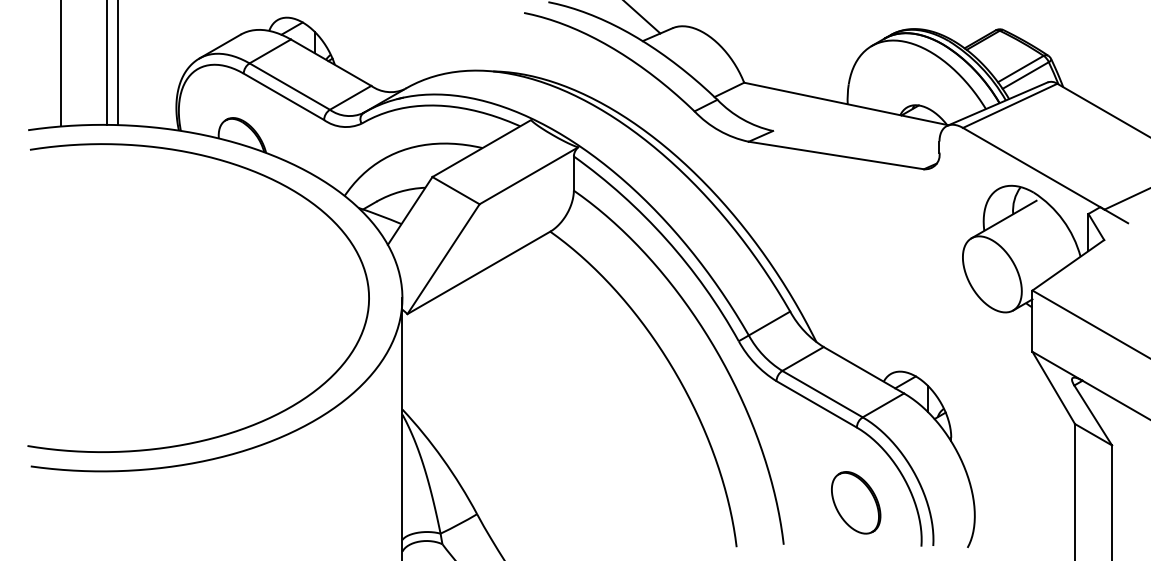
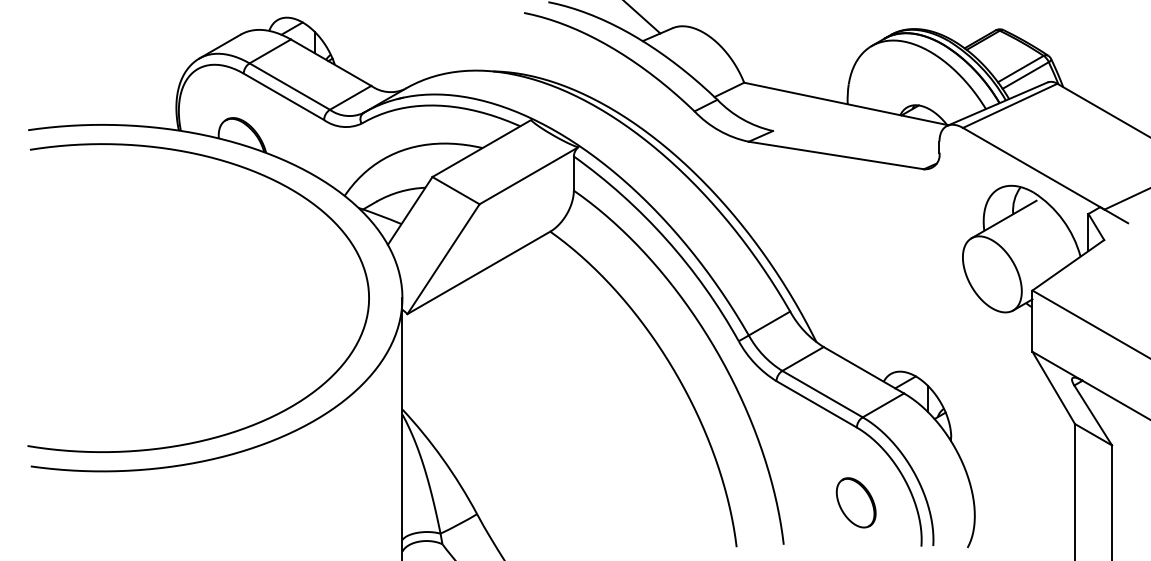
line: present -> none (106, 63)
line: present -> none (118, 63)
line: present -> none (61, 64)
part size: 51x64 px -> 42x52 px (855, 502)
